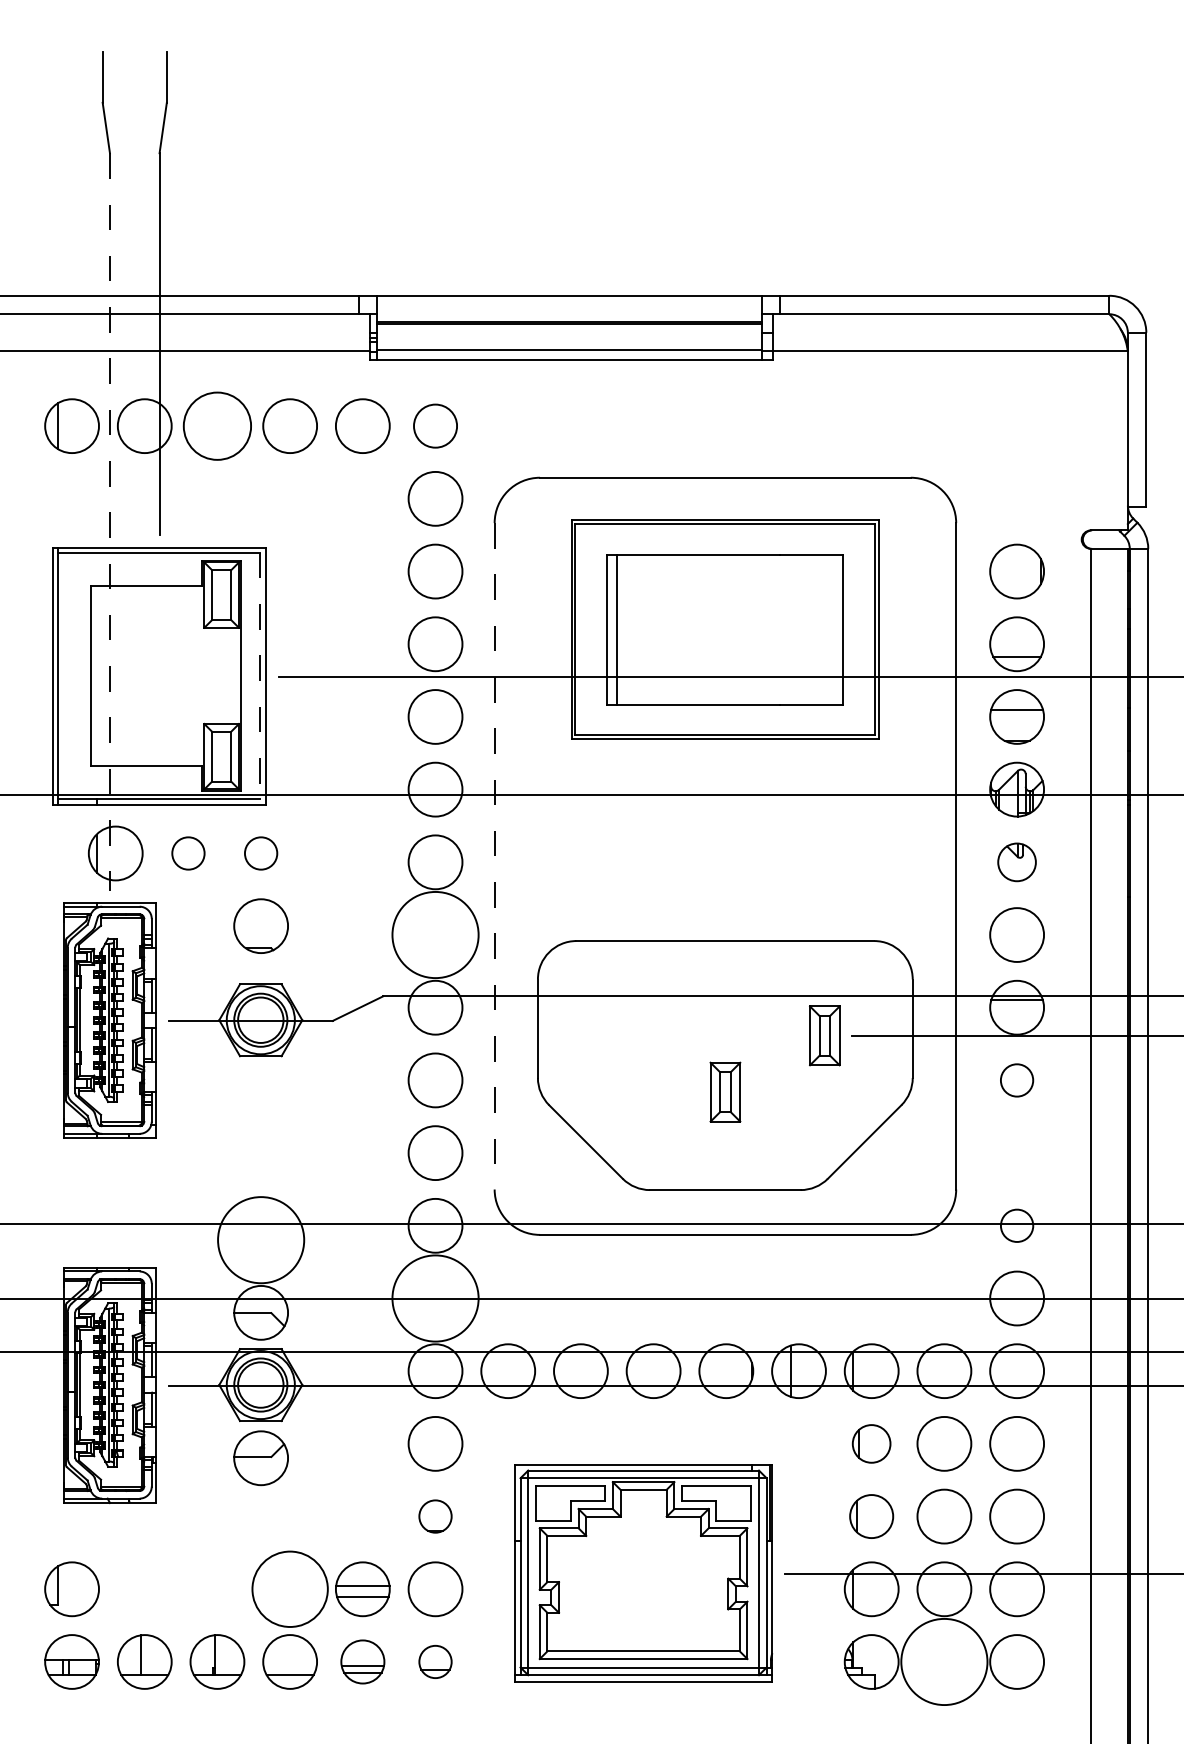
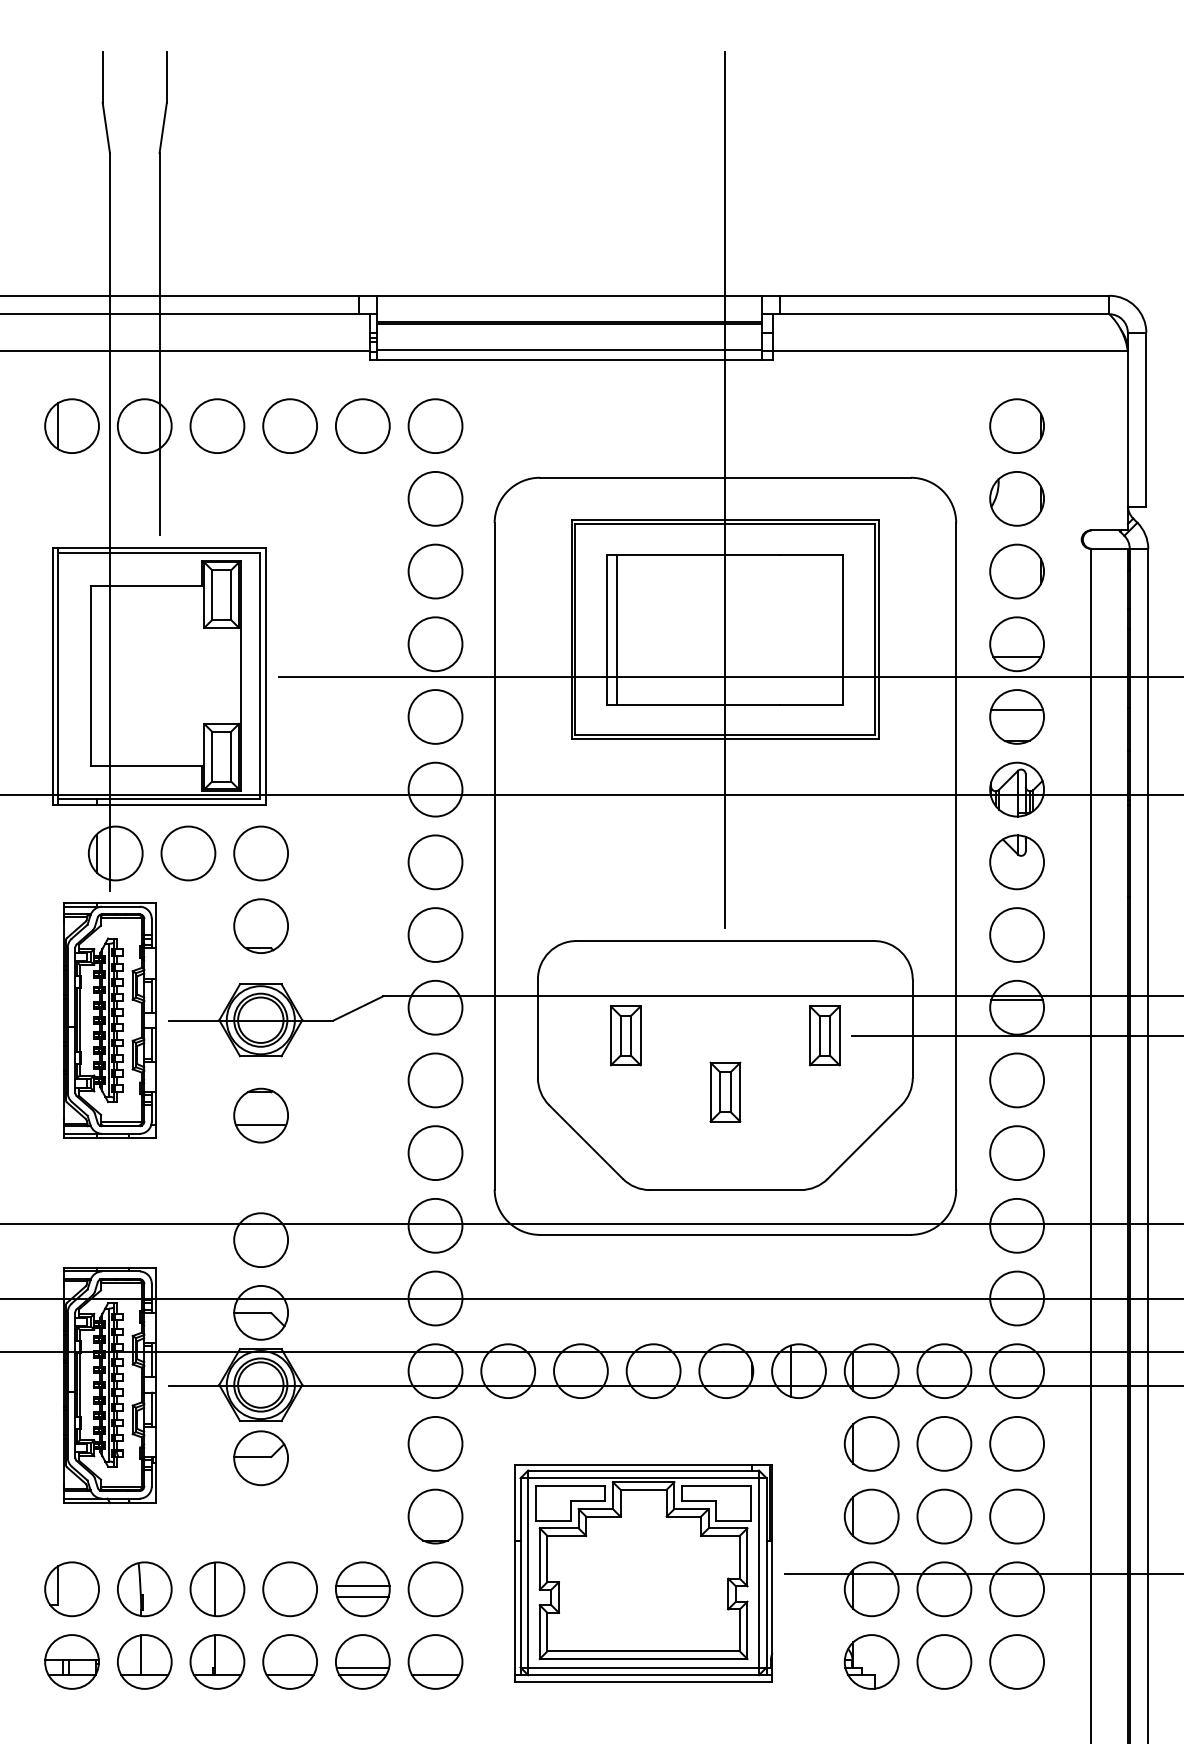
circle size: 70x70 px -> 57x56 px (217, 425)
circle size: 45x46 px -> 57x56 px (435, 425)
part: none -> present (1016, 425)
line: none -> present (725, 490)
part: none -> present (1016, 498)
line: dashed -> solid (109, 521)
line: dashed -> solid (260, 676)
circle size: 35x35 px -> 57x57 px (188, 853)
circle diameter: 32 px -> 54 px (261, 853)
line: dashed -> solid (494, 856)
part size: 40x41 px -> 56x57 px (1016, 862)
circle diameter: 86 px -> 54 px (435, 934)
part: none -> present (625, 1035)
circle size: 35x35 px -> 56x57 px (1016, 1080)
part: none -> present (260, 1115)
circle: none -> present (1016, 1152)
circle diameter: 32 px -> 54 px (1017, 1225)
circle diameter: 86 px -> 54 px (261, 1240)
circle diameter: 86 px -> 54 px (435, 1298)
part size: 41x40 px -> 57x56 px (871, 1443)
part size: 35x35 px -> 57x57 px (435, 1516)
part size: 46x45 px -> 57x57 px (871, 1516)
circle diameter: 75 px -> 54 px (290, 1589)
part: none -> present (144, 1589)
part: none -> present (217, 1589)
part size: 46x46 px -> 56x56 px (362, 1661)
part size: 35x34 px -> 57x56 px (435, 1661)
circle diameter: 86 px -> 54 px (944, 1661)
